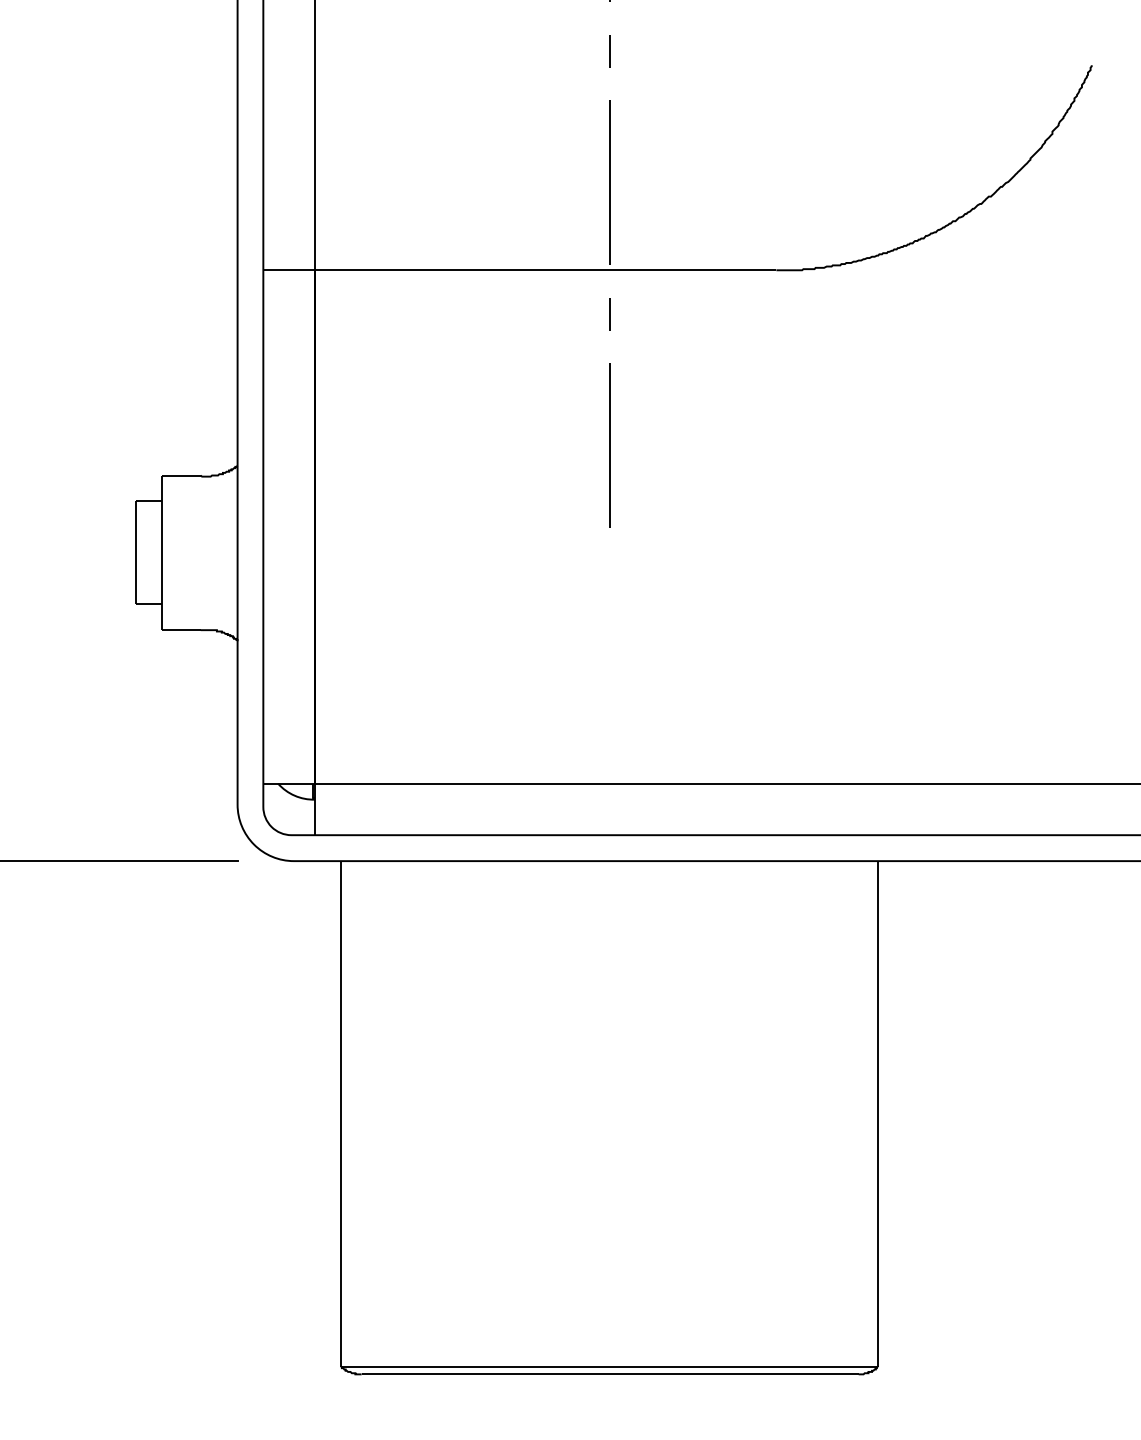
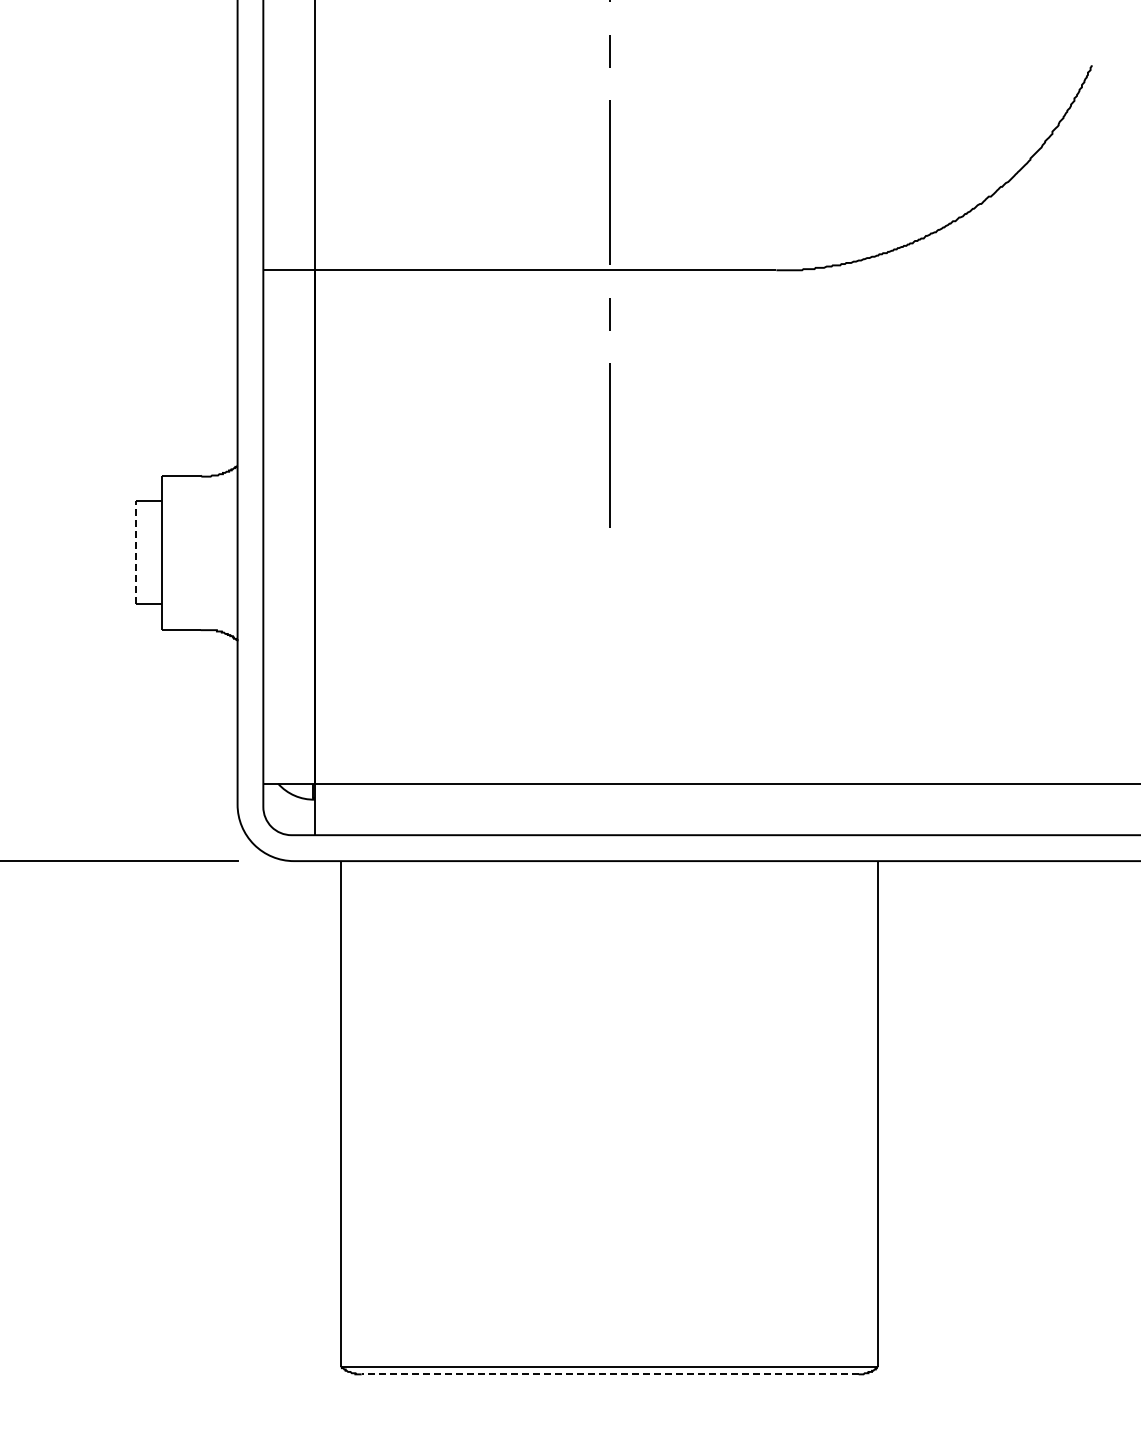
line: solid -> dashed (135, 552)
line: solid -> dashed (610, 1374)
